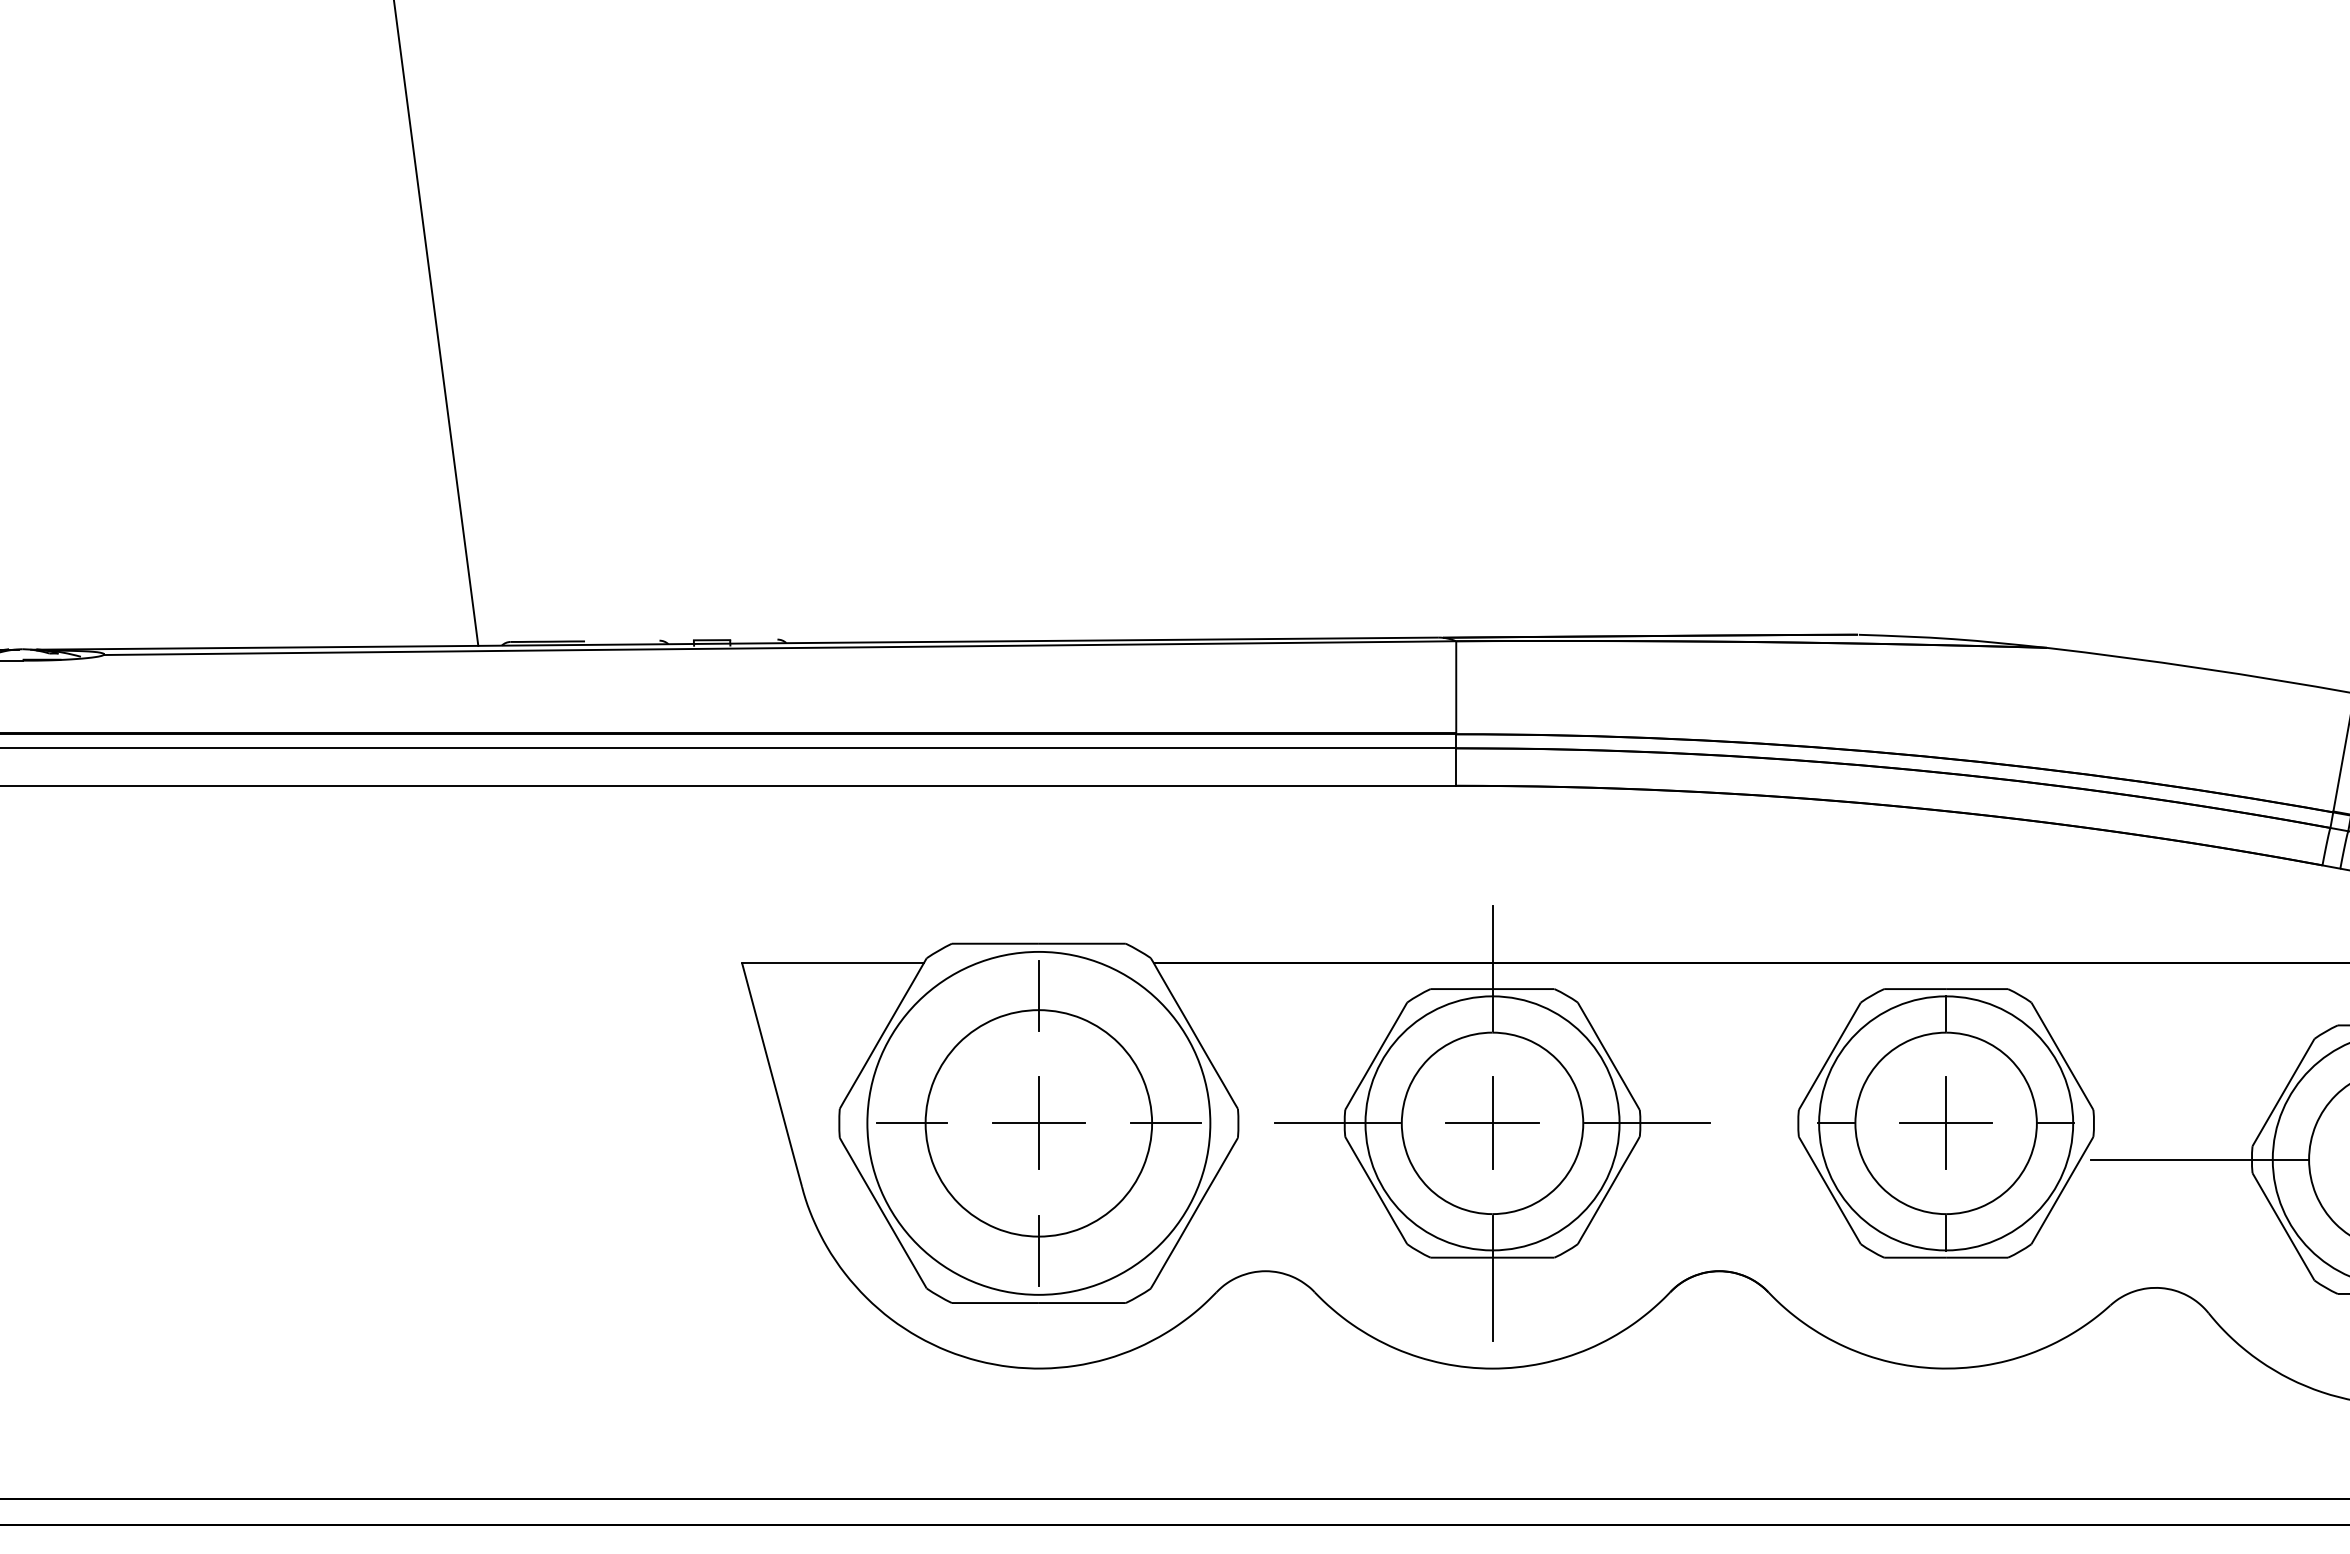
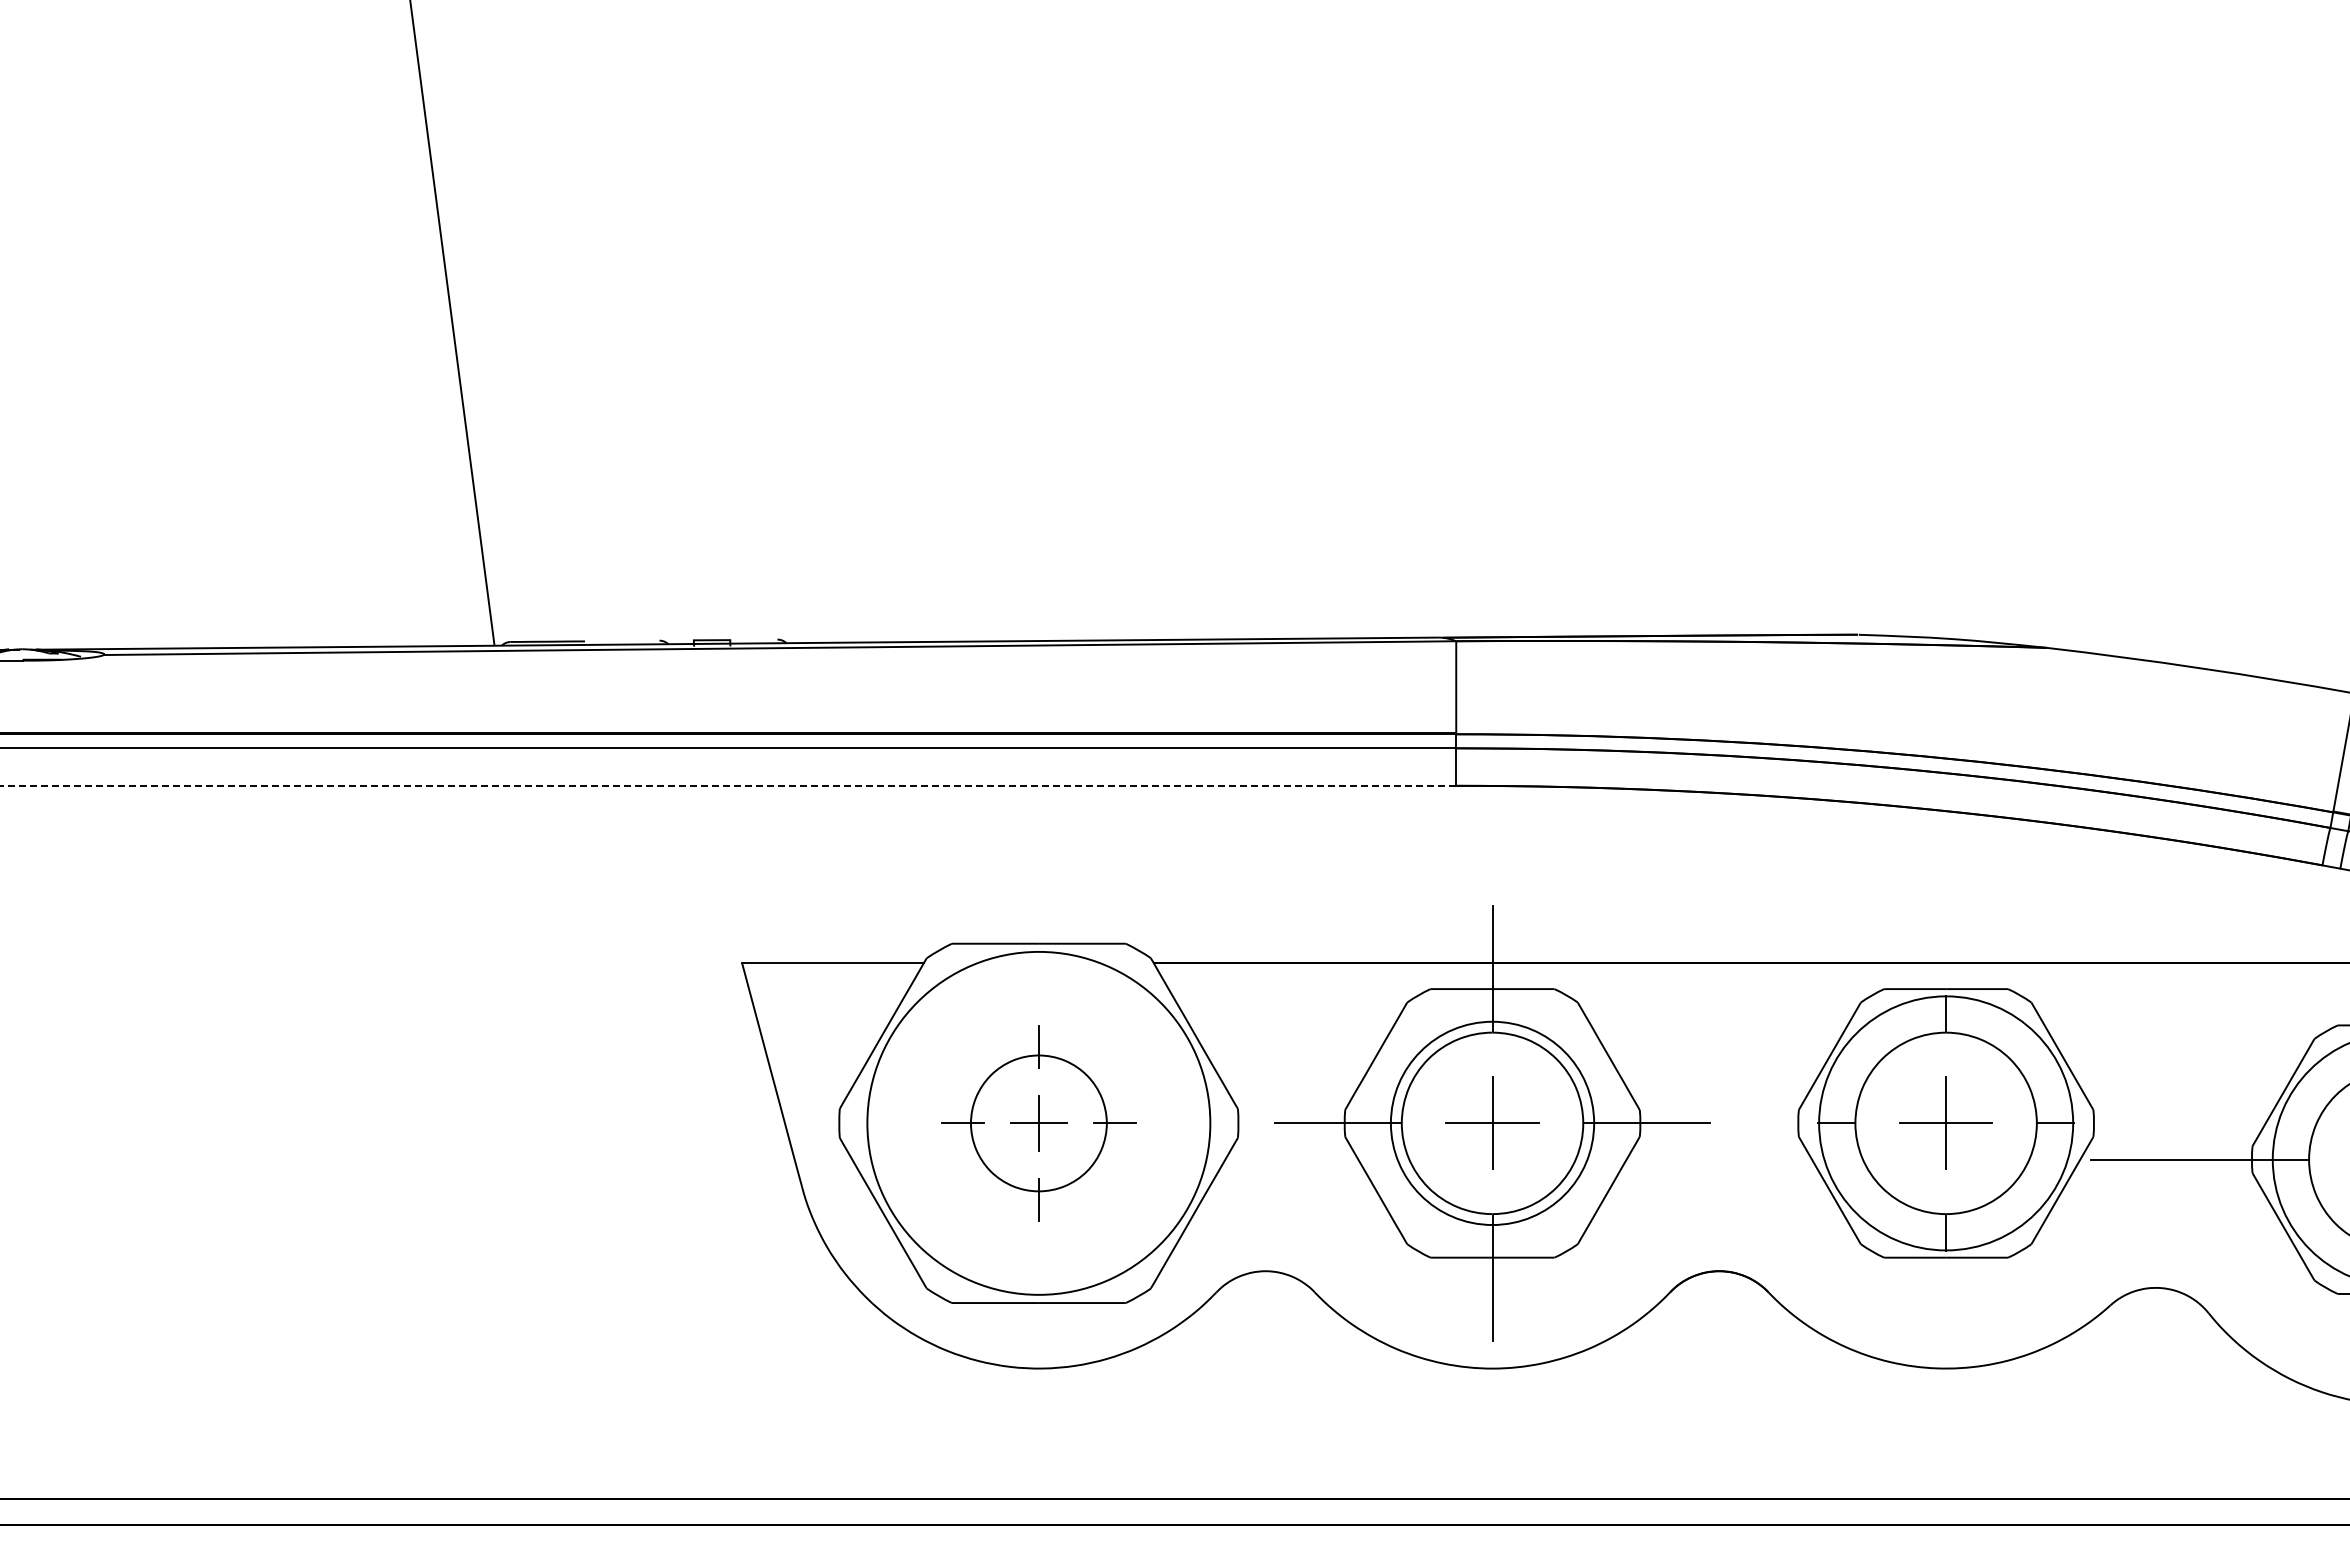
line position: (436, 323) -> (452, 322) (452, 322)
line: solid -> dashed (728, 785)
part size: 326x327 px -> 196x197 px (1038, 1123)
circle diameter: 254 px -> 203 px (1492, 1123)
